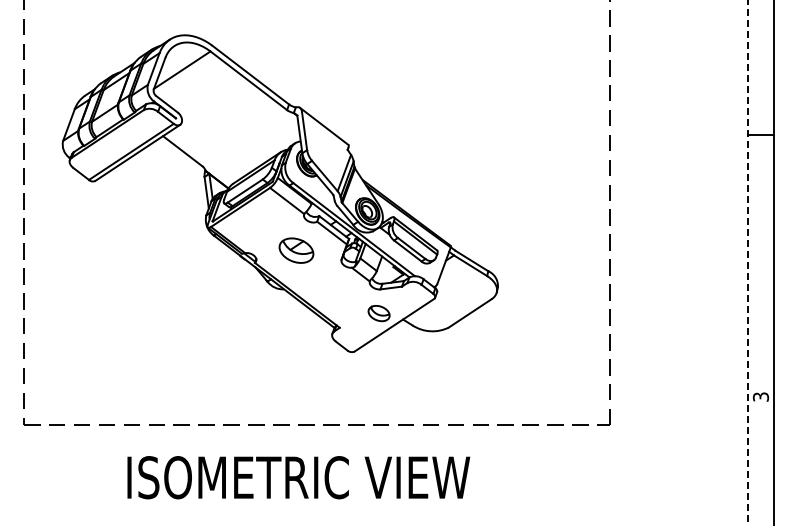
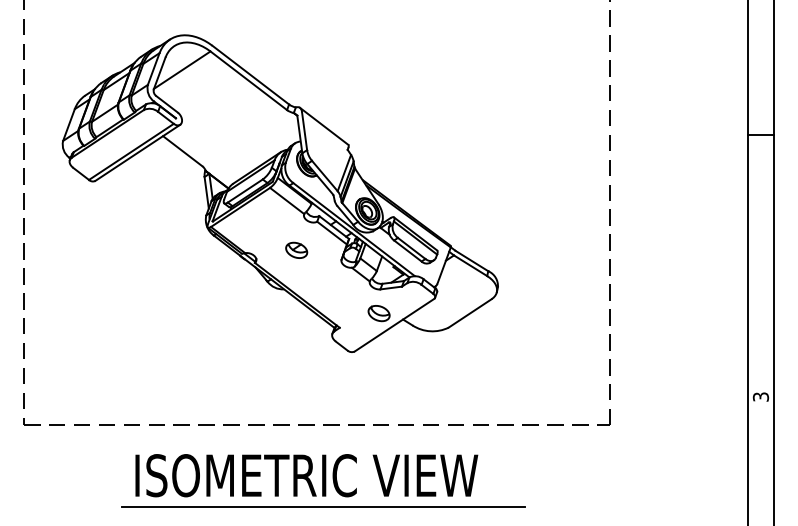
part size: 37x27 px -> 24x18 px (296, 249)
line: dashed -> solid (747, 262)
text position: (298, 477) -> (306, 475) (306, 475)
line: none -> present (323, 507)
